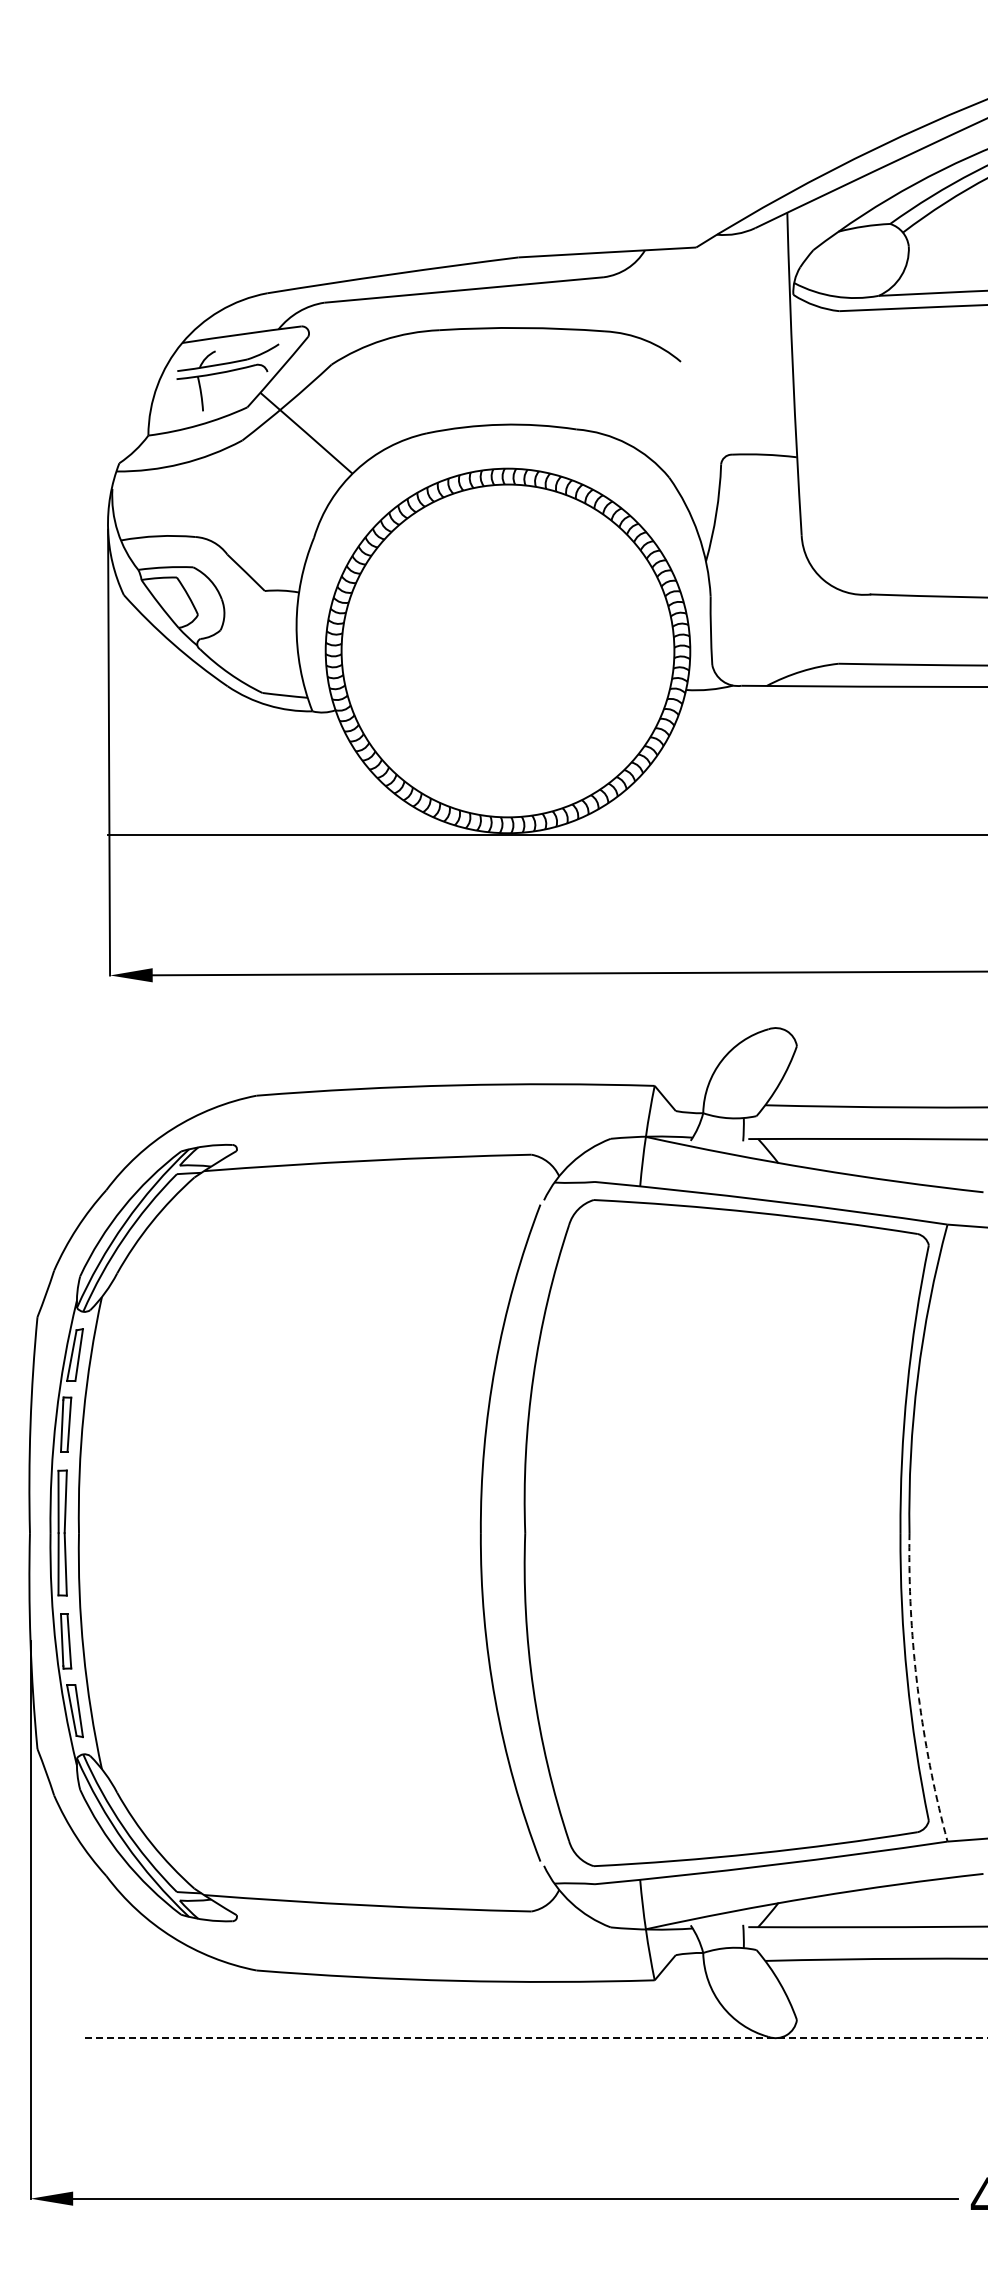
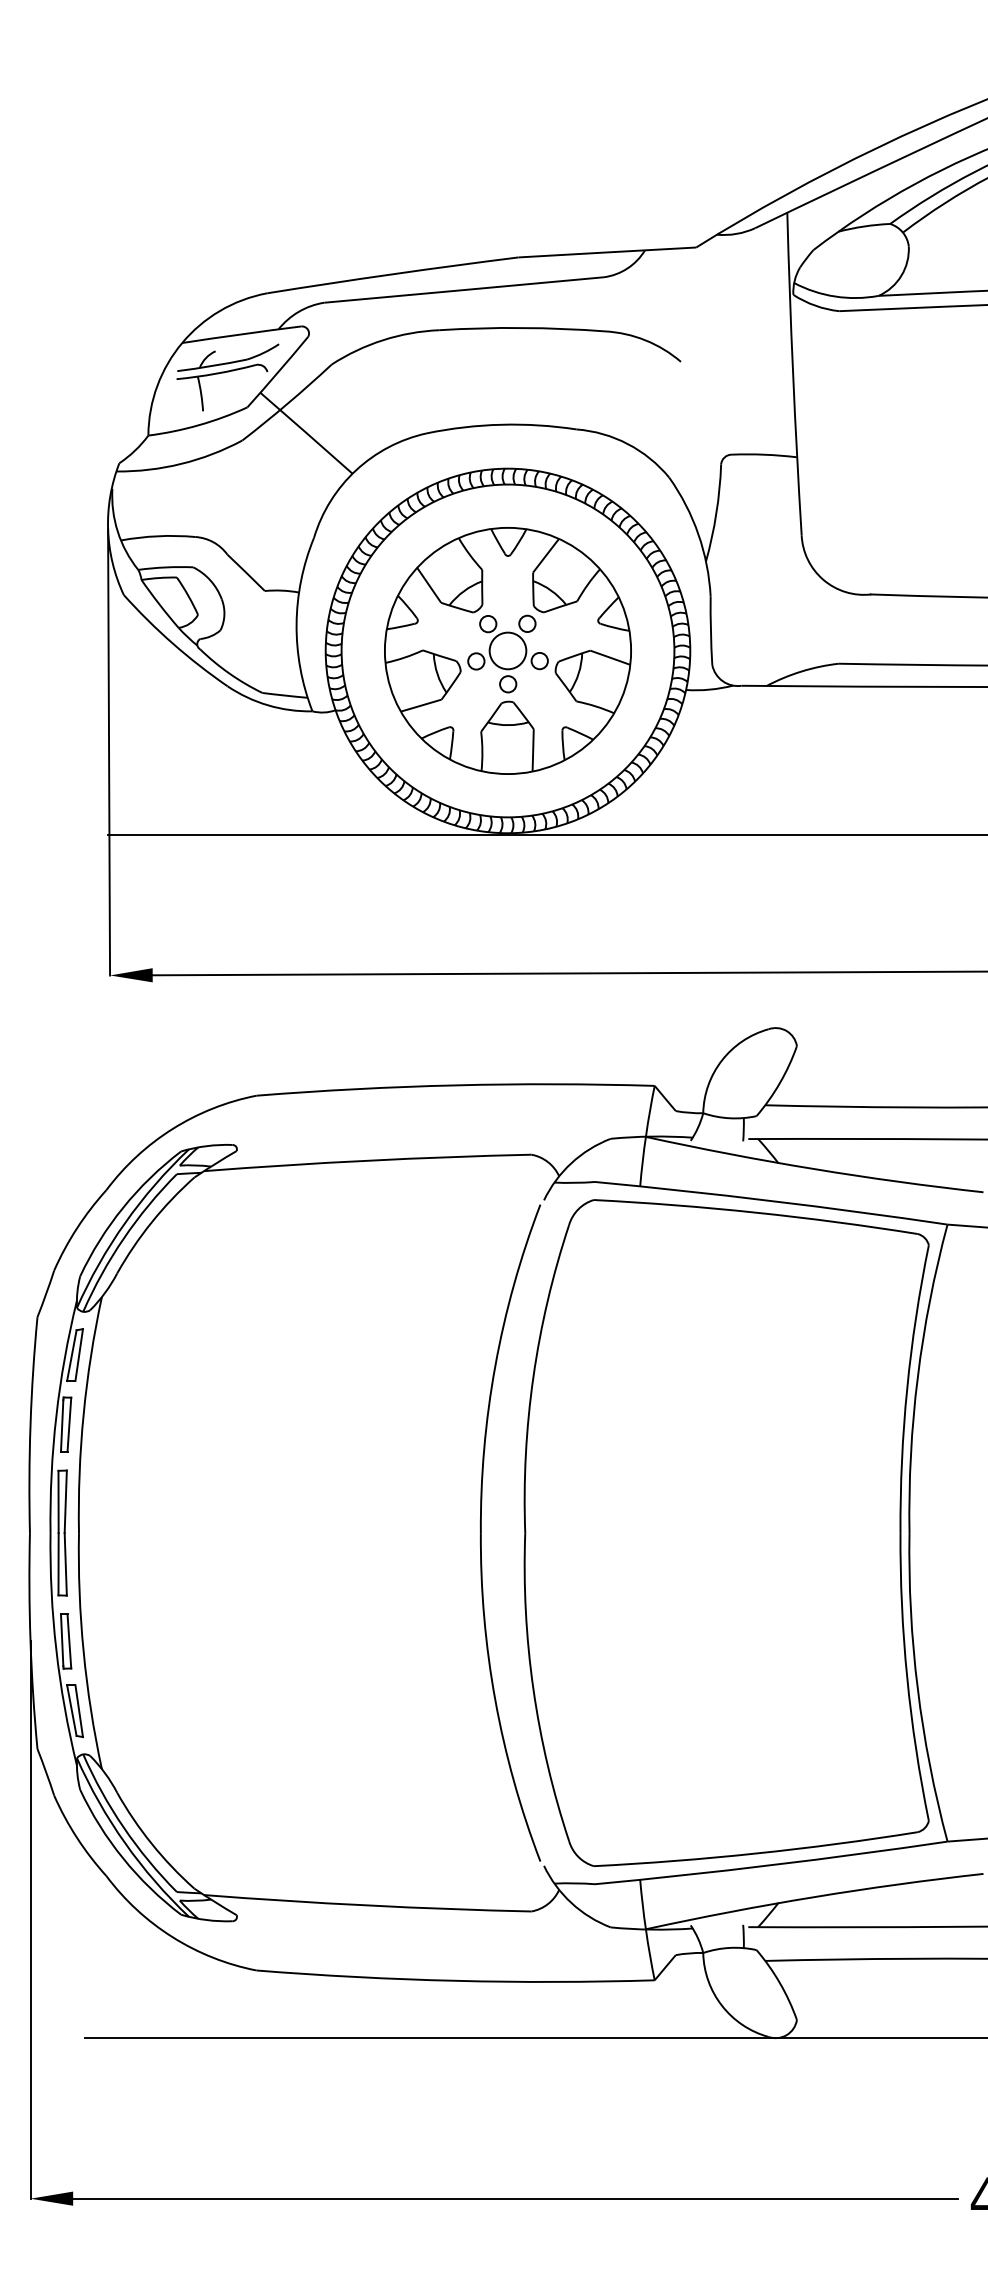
part: none -> present (507, 650)
arc: dashed -> solid (917, 1688)
line: dashed -> solid (536, 2037)
